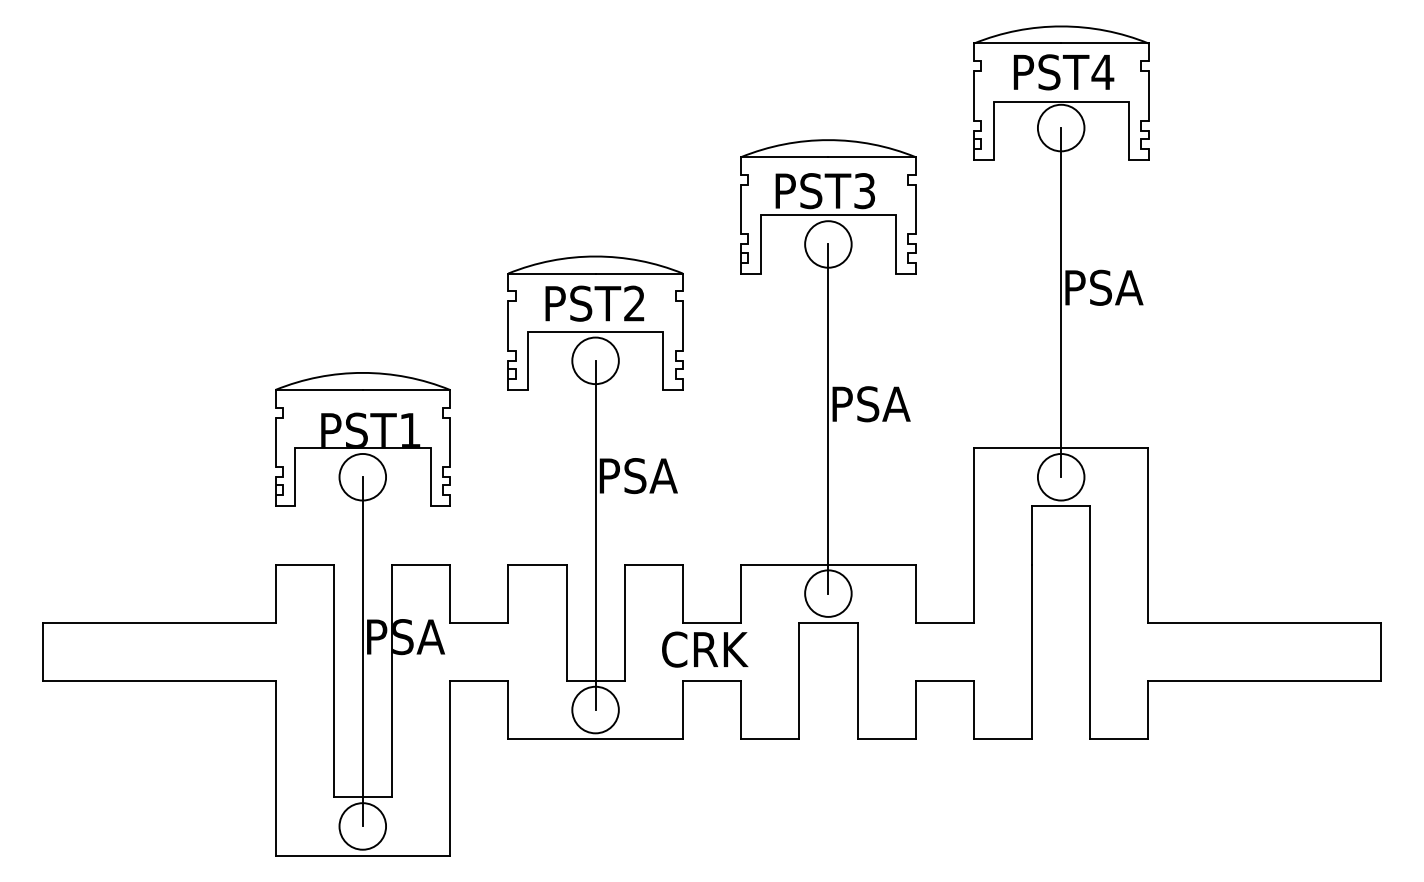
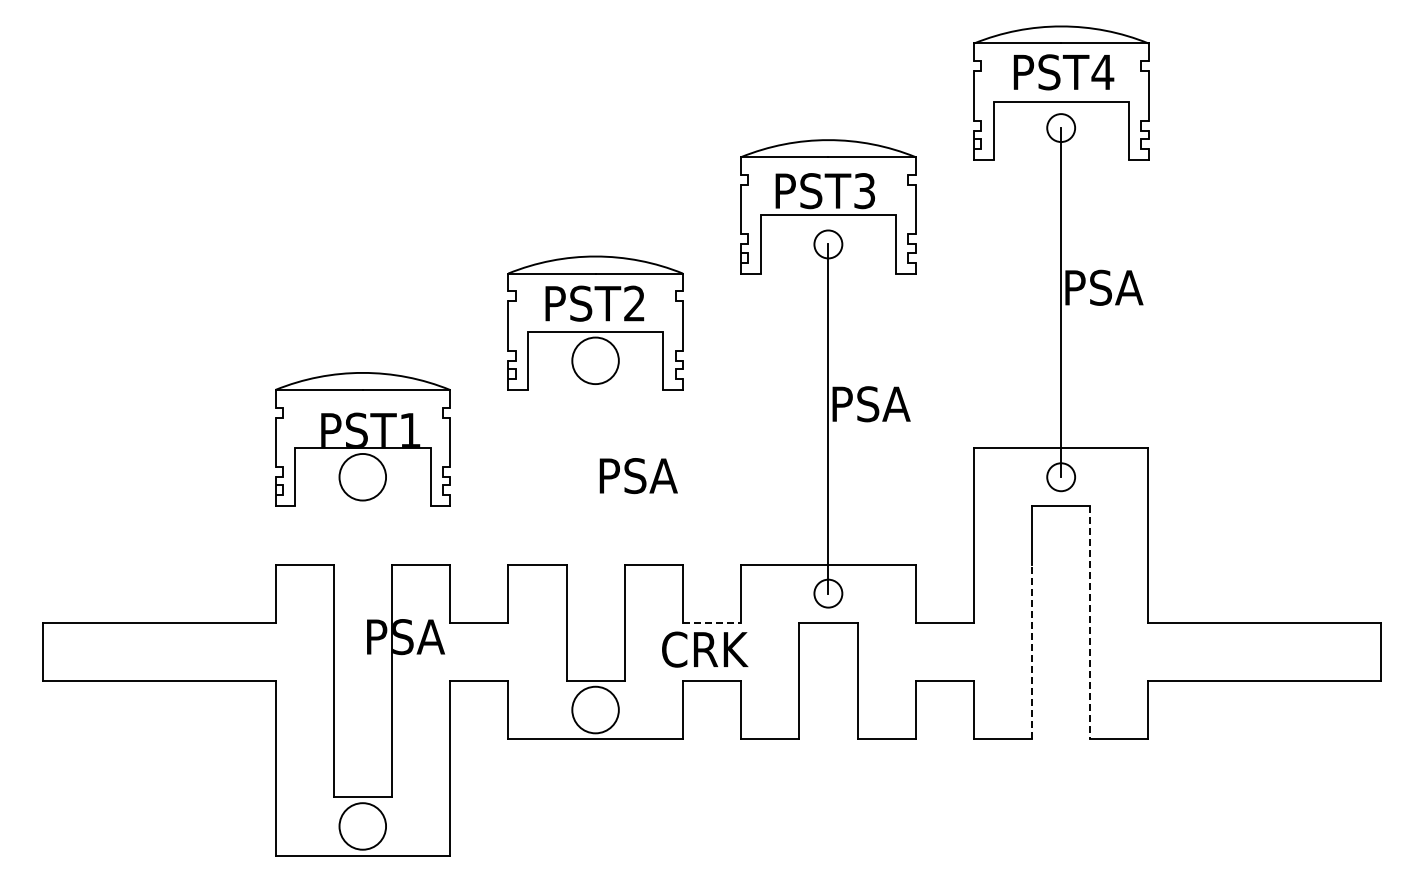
circle diameter: 47 px -> 28 px (1061, 128)
circle diameter: 47 px -> 28 px (828, 244)
circle diameter: 47 px -> 28 px (1061, 477)
line: present -> none (595, 535)
circle diameter: 47 px -> 28 px (828, 593)
line: solid -> dashed (712, 622)
line: solid -> dashed (1090, 623)
line: present -> none (362, 651)
line: solid -> dashed (1032, 651)
